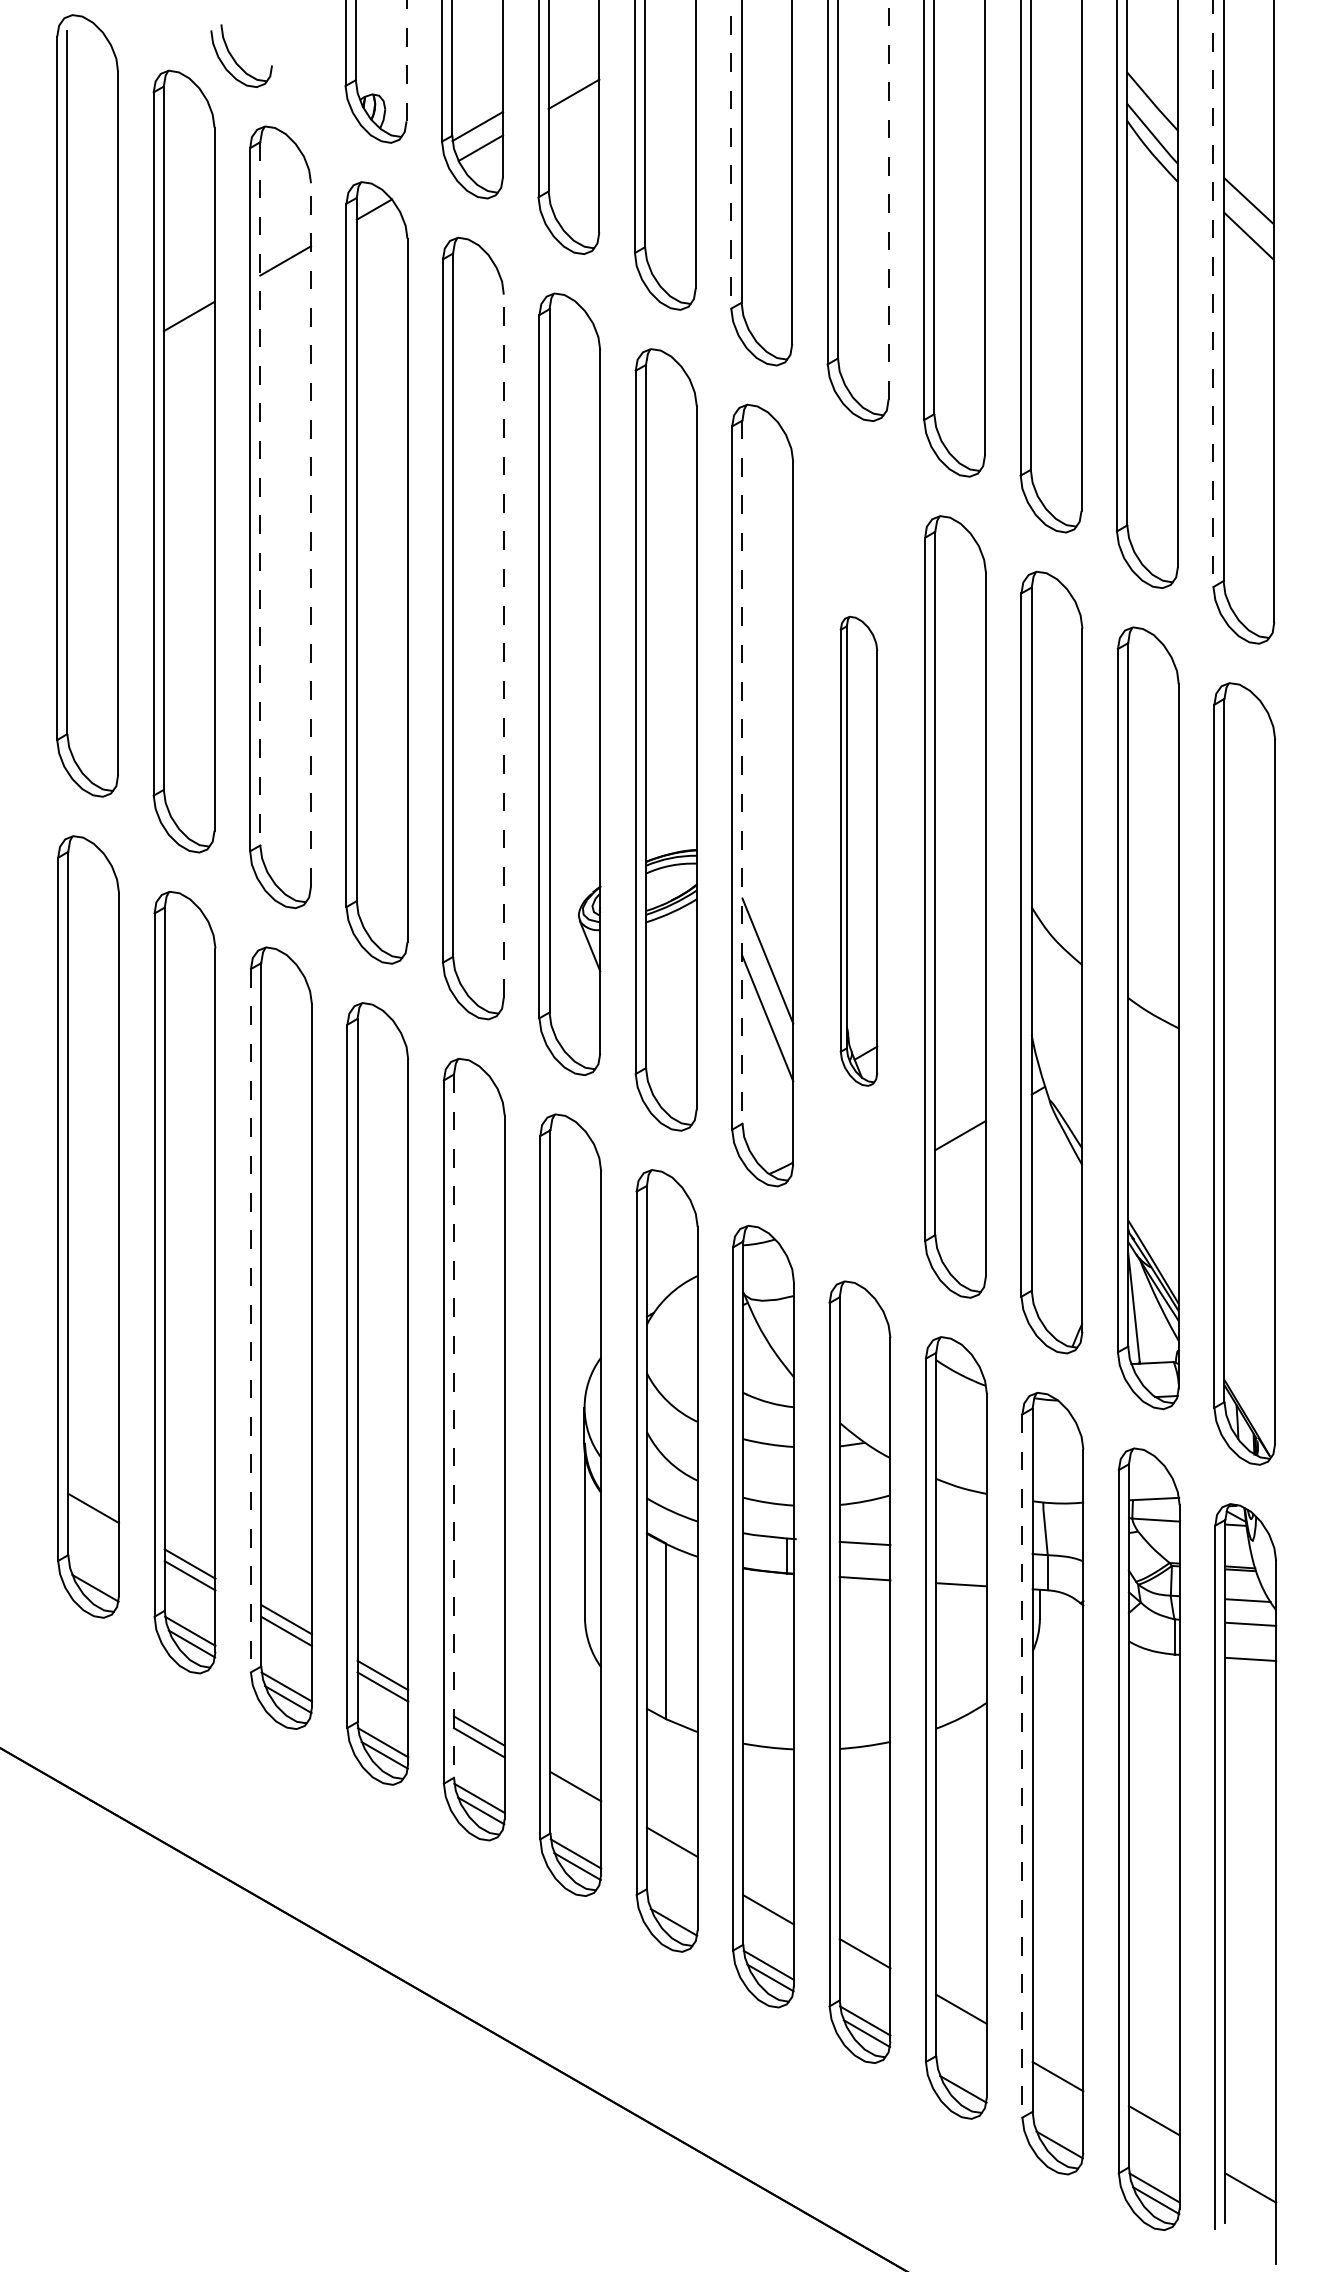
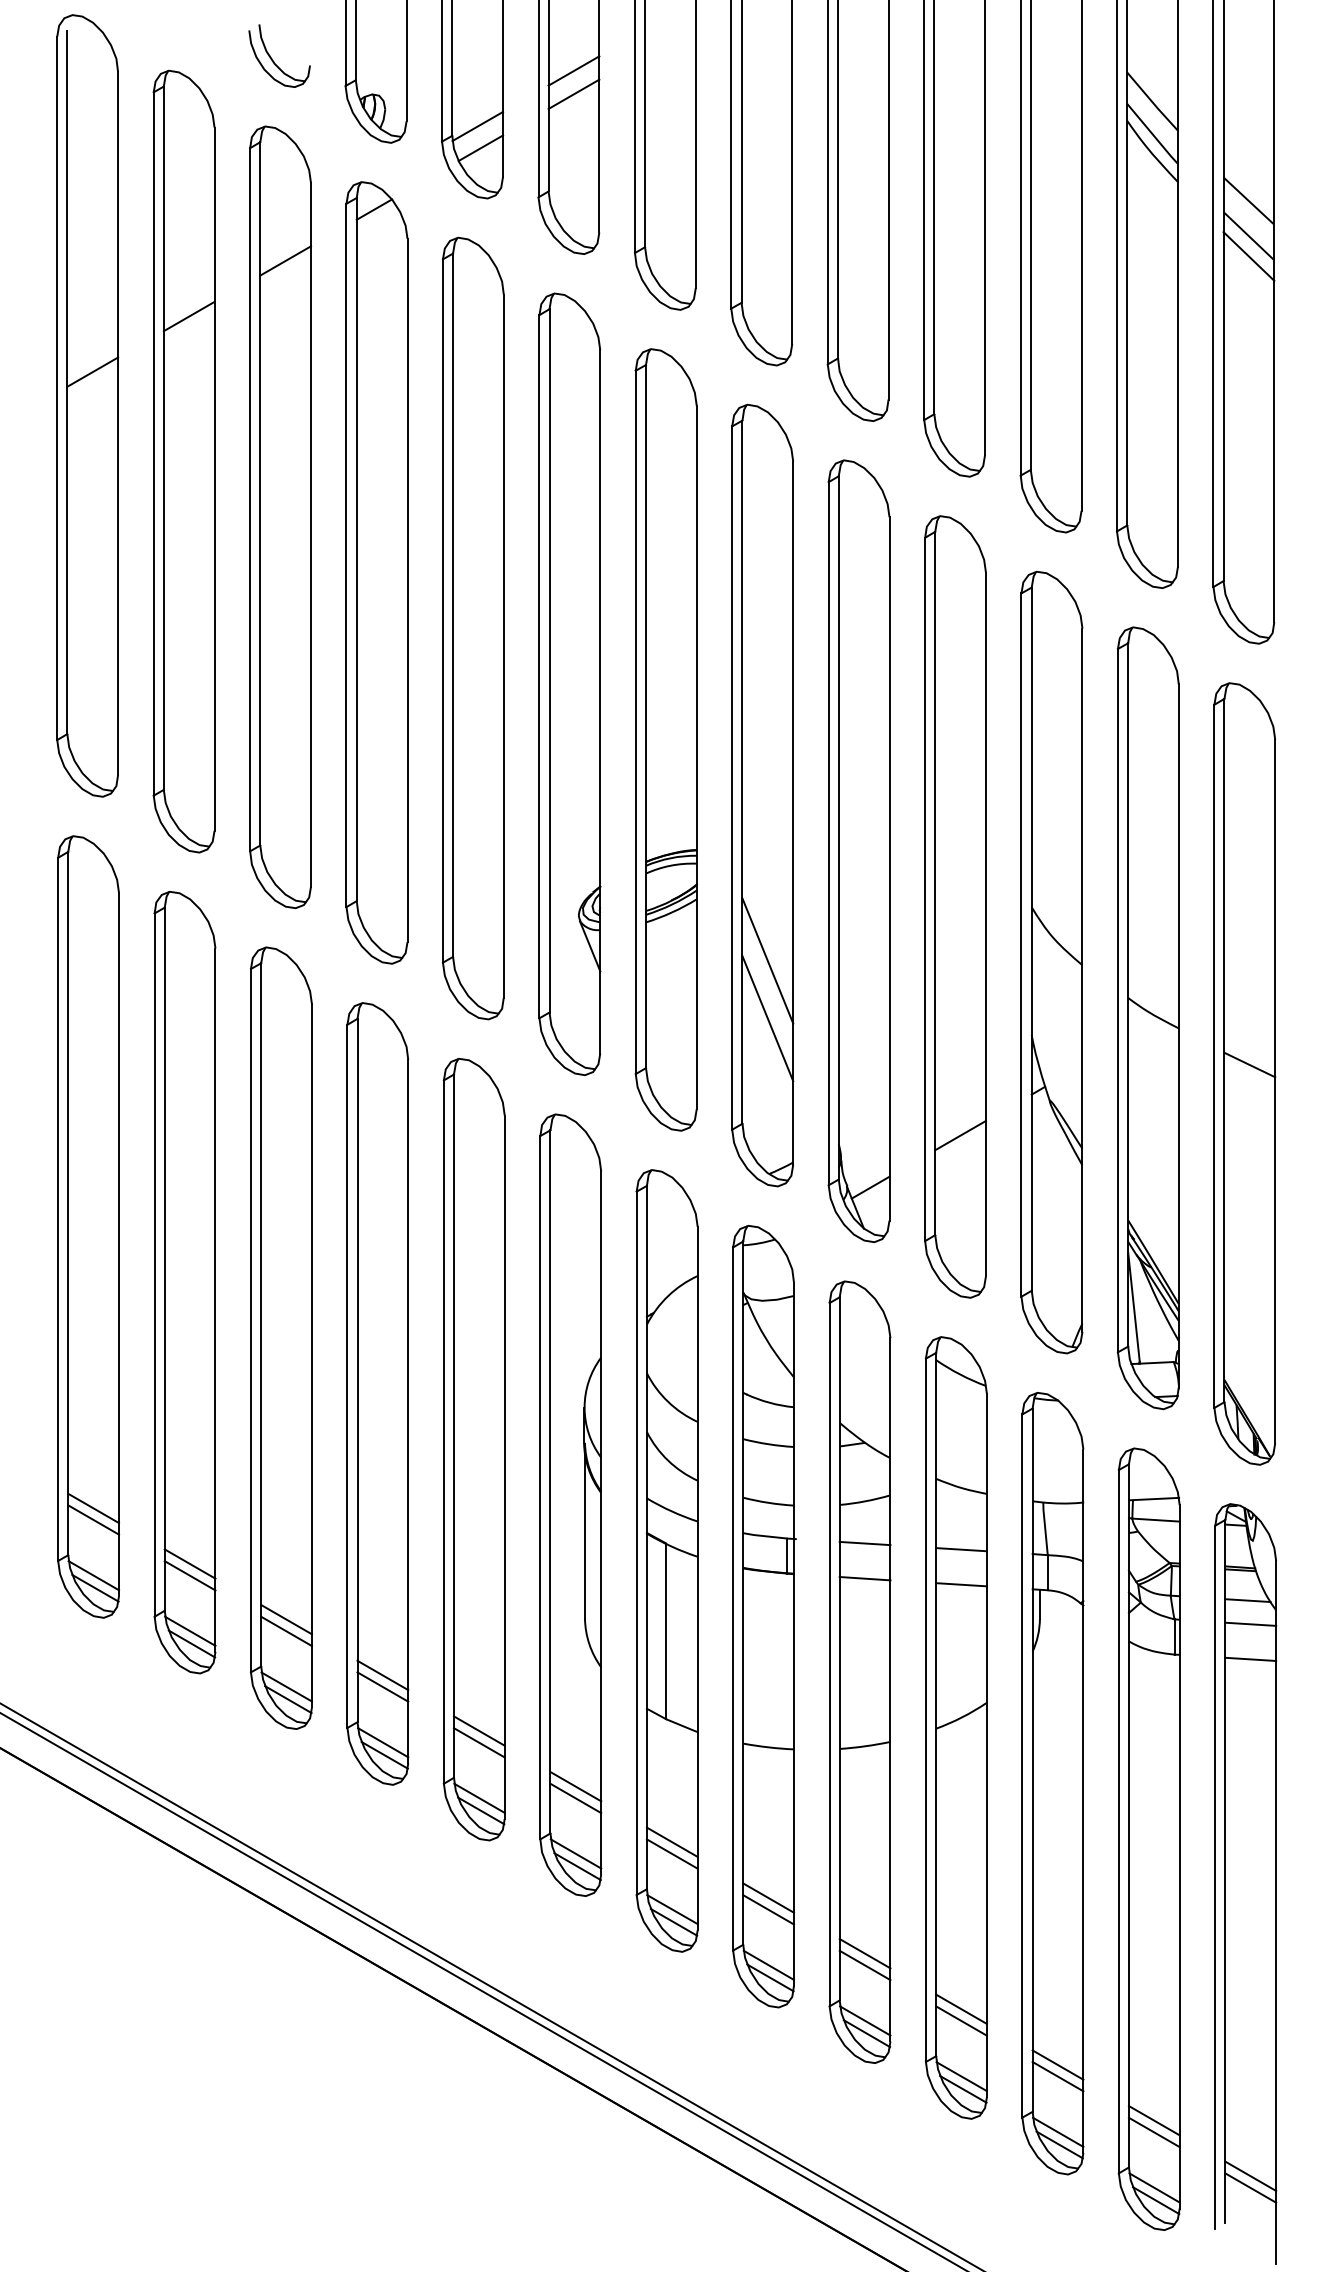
part position: (234, 58) -> (272, 58) (272, 58)
line: dashed -> solid (406, 60)
line: none -> present (573, 70)
line: dashed -> solid (731, 154)
line: dashed -> solid (888, 199)
line: none -> present (1248, 256)
line: dashed -> solid (1213, 294)
line: none -> present (92, 371)
line: dashed -> solid (260, 493)
line: dashed -> solid (311, 534)
line: dashed -> solid (503, 646)
line: dashed -> solid (742, 772)
part size: 40x471 px -> 64x785 px (858, 851)
line: none -> present (1249, 1064)
line: dashed -> solid (250, 1320)
line: dashed -> solid (453, 1426)
line: none -> present (93, 1519)
line: none -> present (961, 1549)
line: none -> present (93, 1575)
line: dashed -> solid (1022, 1766)
line: none -> present (575, 1798)
line: none -> present (671, 1853)
line: none -> present (768, 1897)
line: none -> present (672, 1909)
line: none -> present (864, 1965)
line: none -> present (490, 1986)
line: none -> present (482, 1991)
line: none -> present (961, 2020)
line: none -> present (1057, 2064)
line: none -> present (961, 2076)
line: none -> present (1058, 2131)
line: none -> present (1153, 2132)
line: none -> present (1250, 2175)
